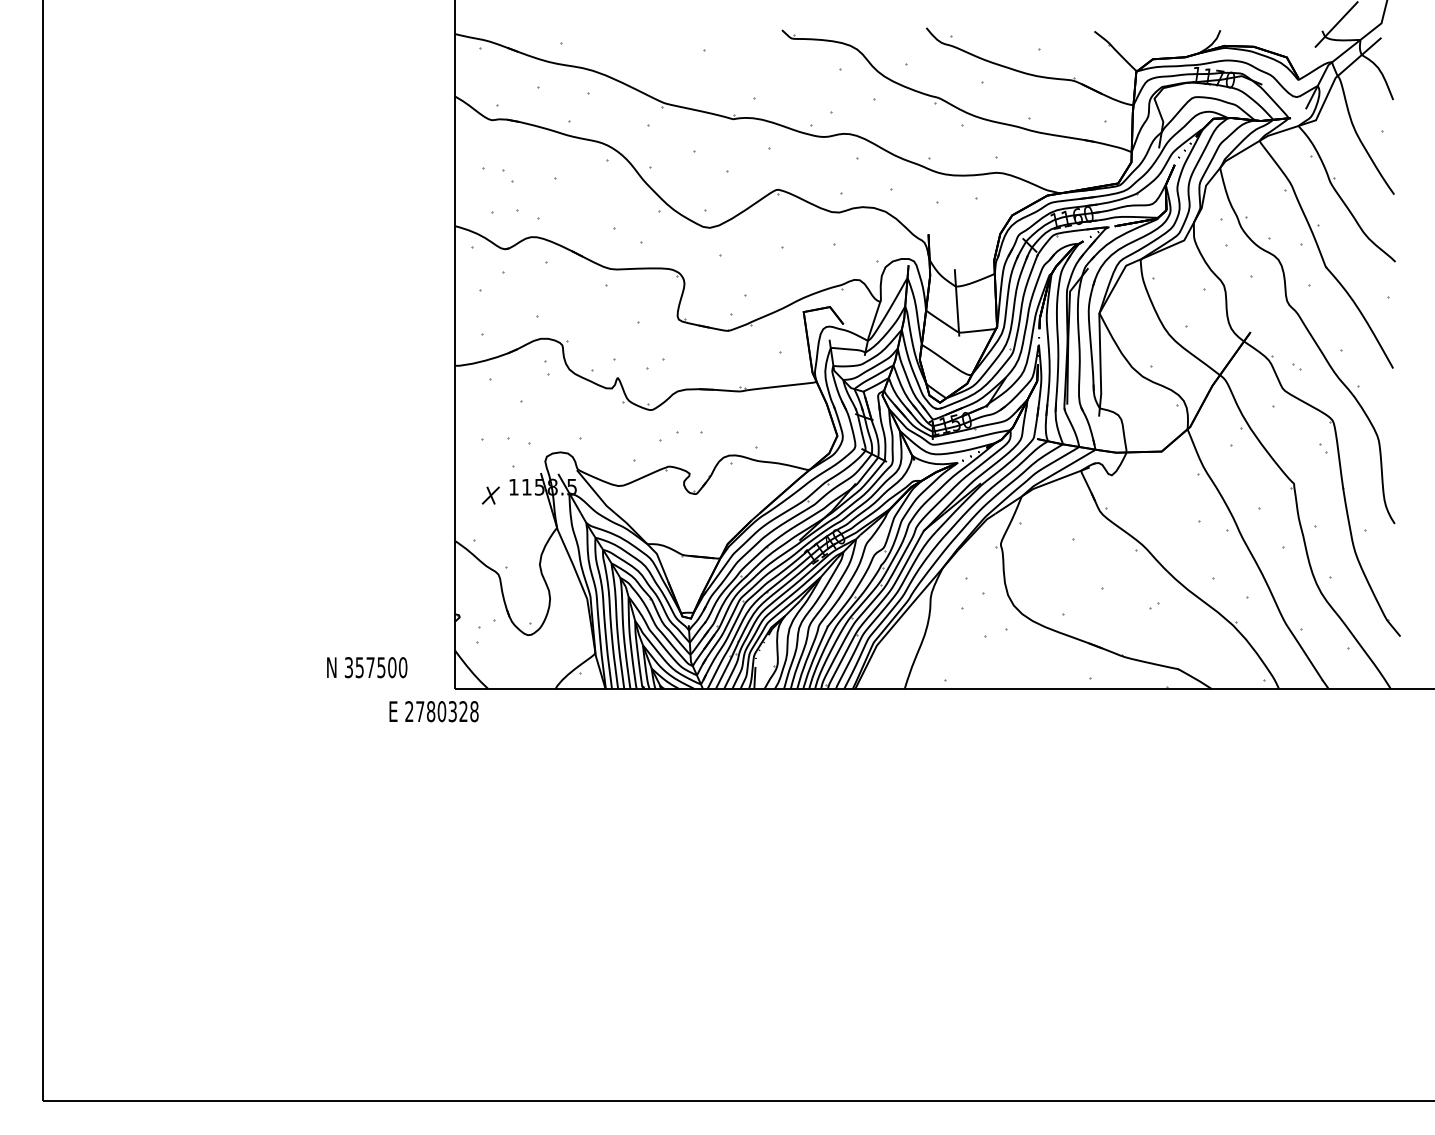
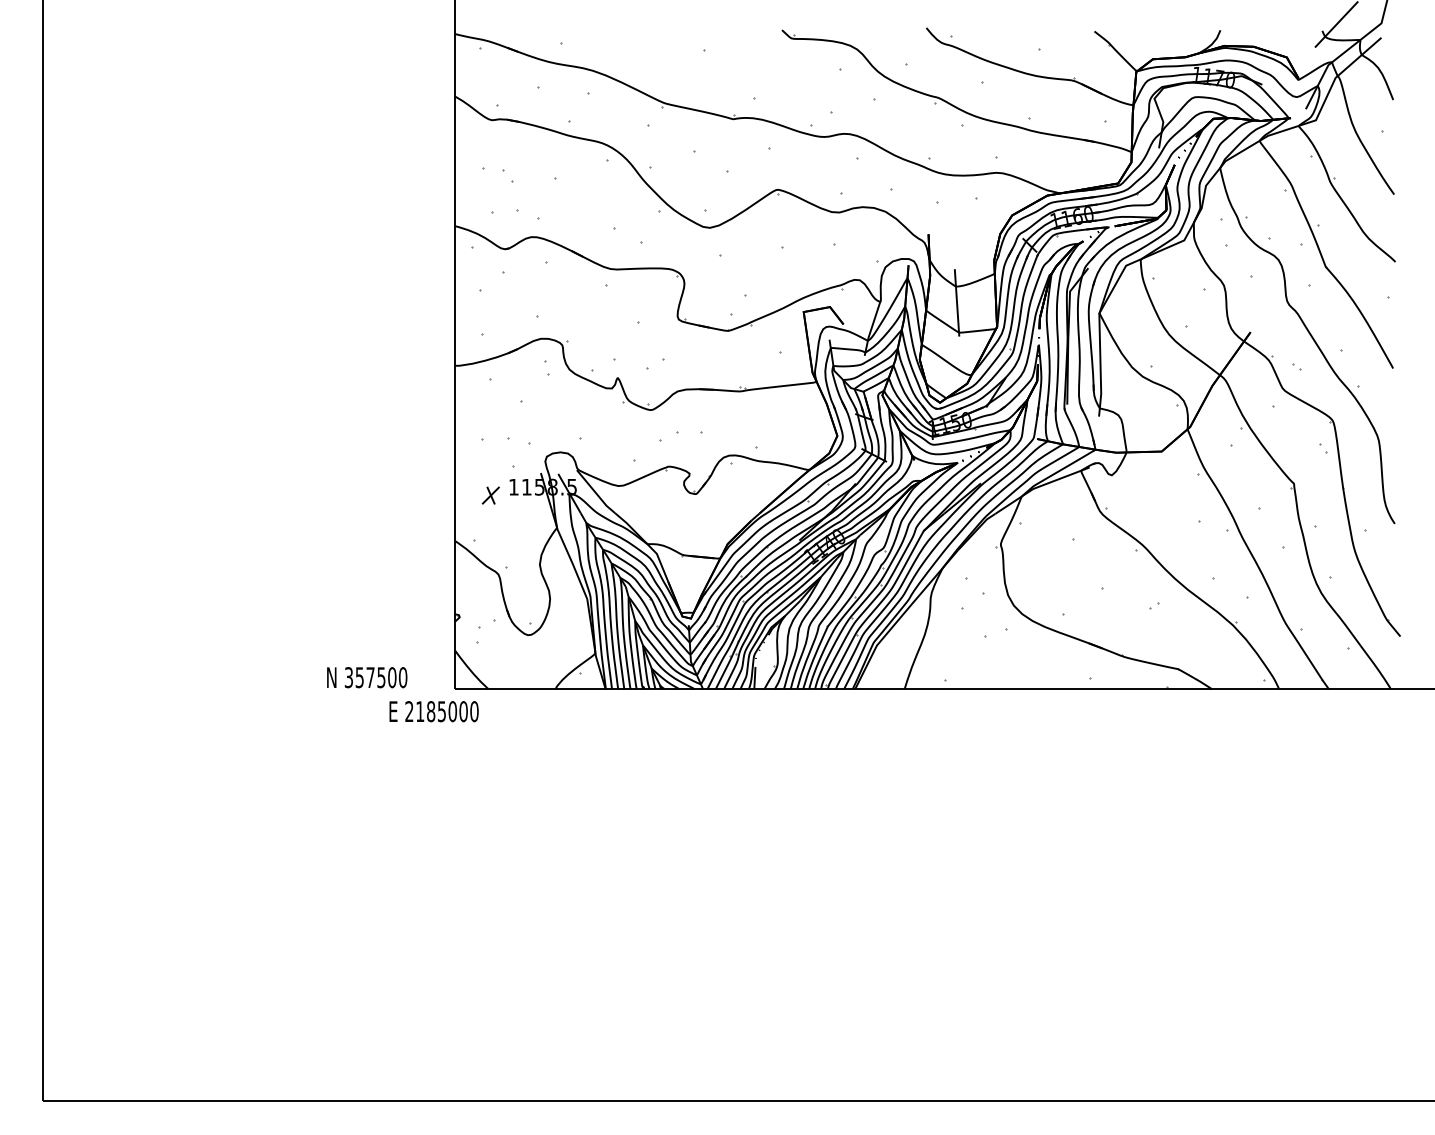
text position: (367, 667) -> (367, 677) (367, 677)
text: 2780328 -> 2185000 (447, 711)
